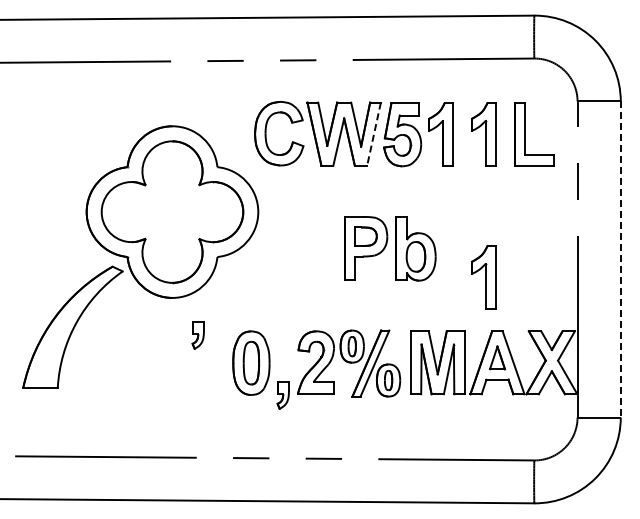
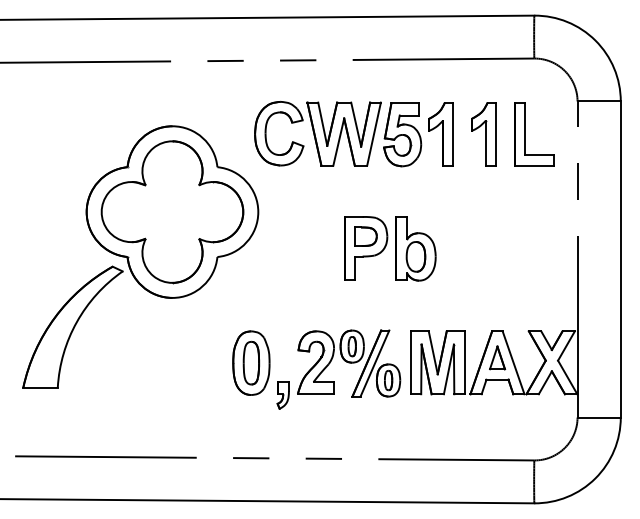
line: dashed -> solid (373, 134)
line: dashed -> solid (620, 259)
part: present -> none (483, 277)
part: present -> none (197, 335)
